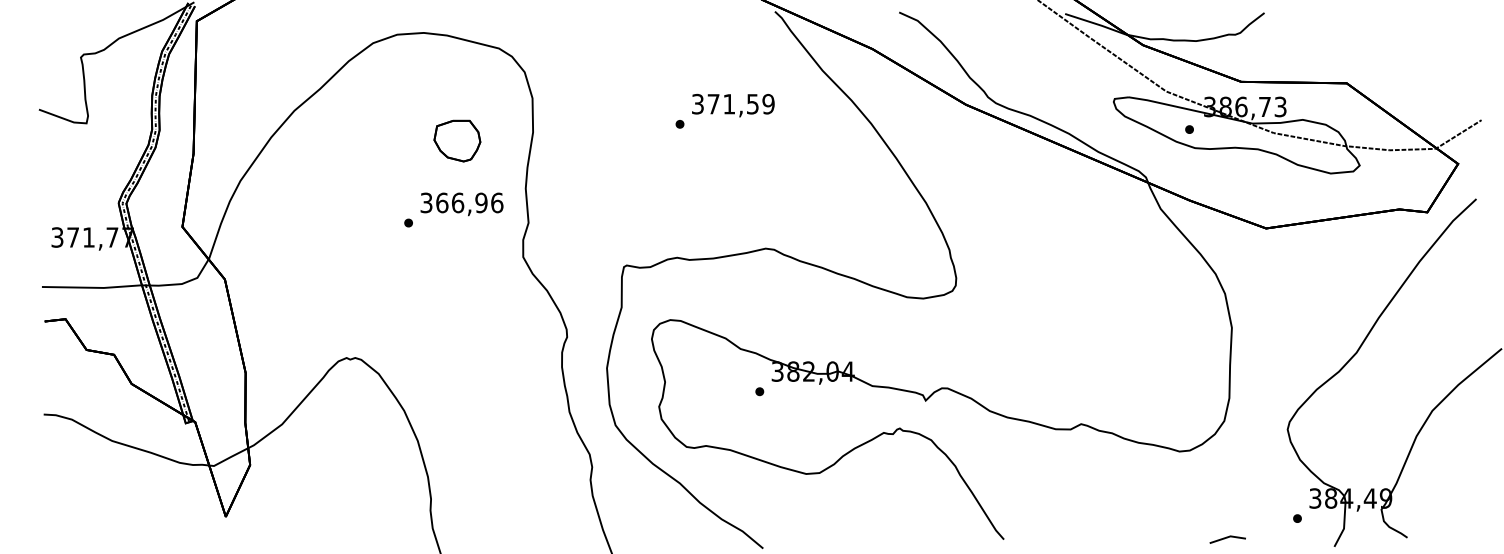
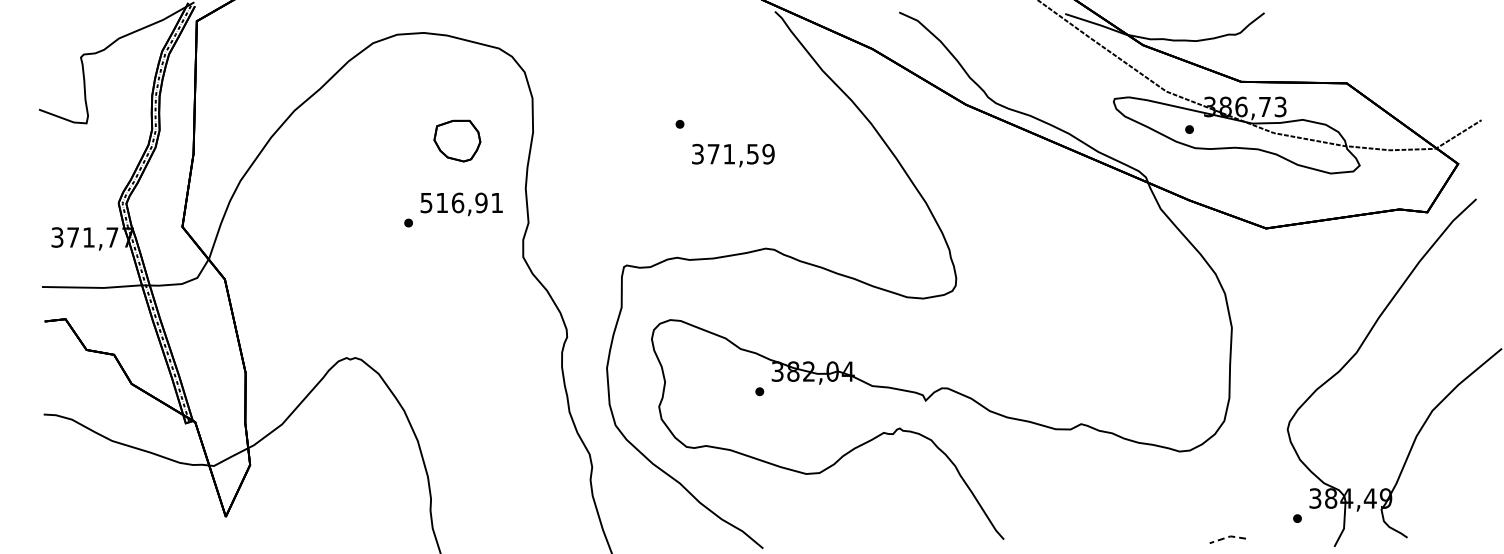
text position: (733, 105) -> (733, 155) (733, 155)
text: 366,96 -> 516,91 (462, 202)
line: solid -> dashed (1227, 537)
